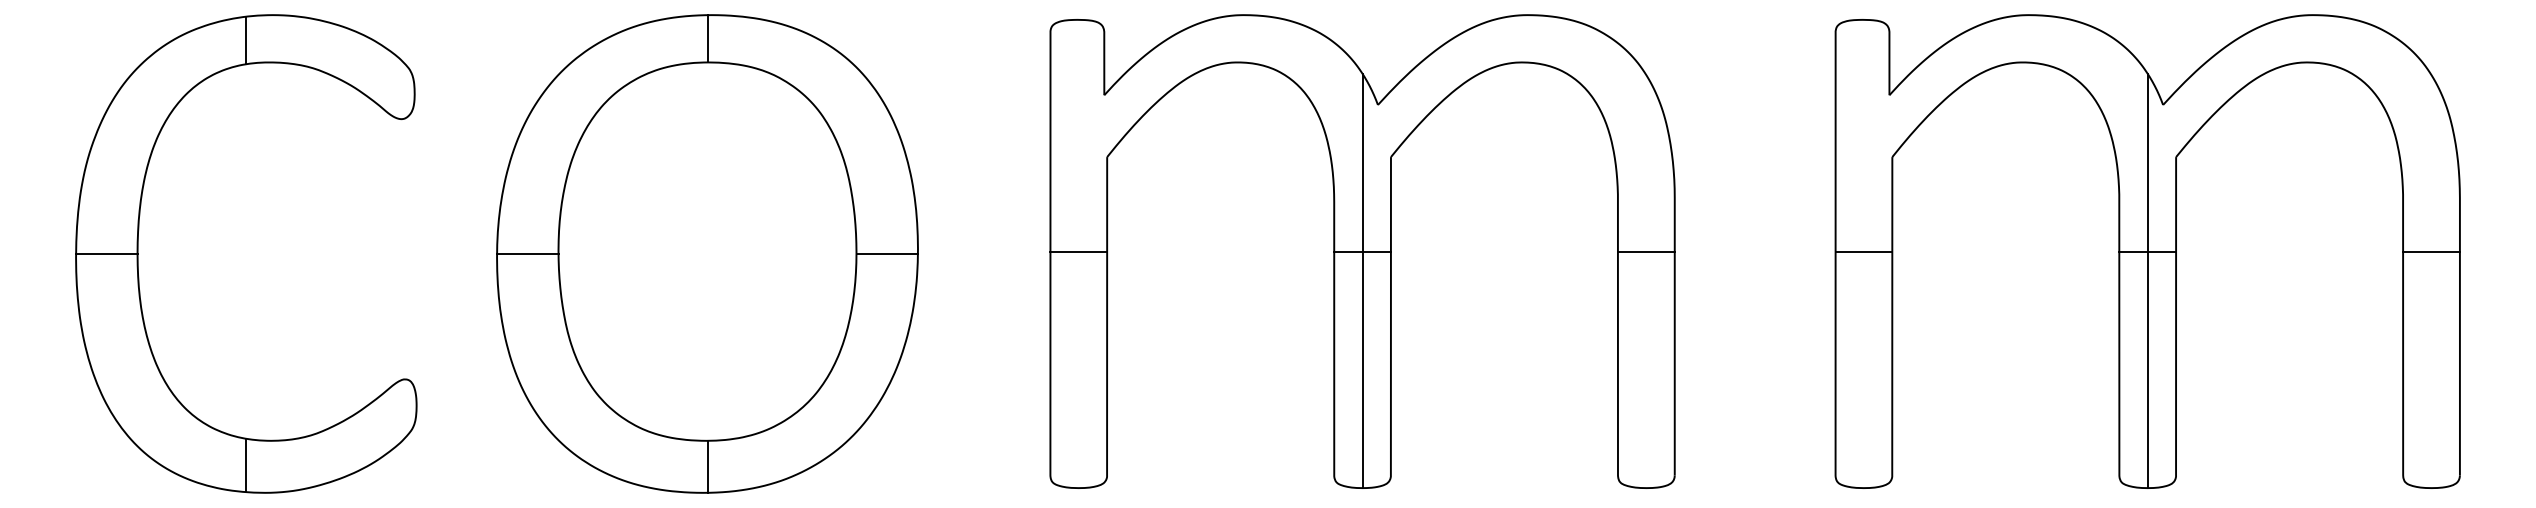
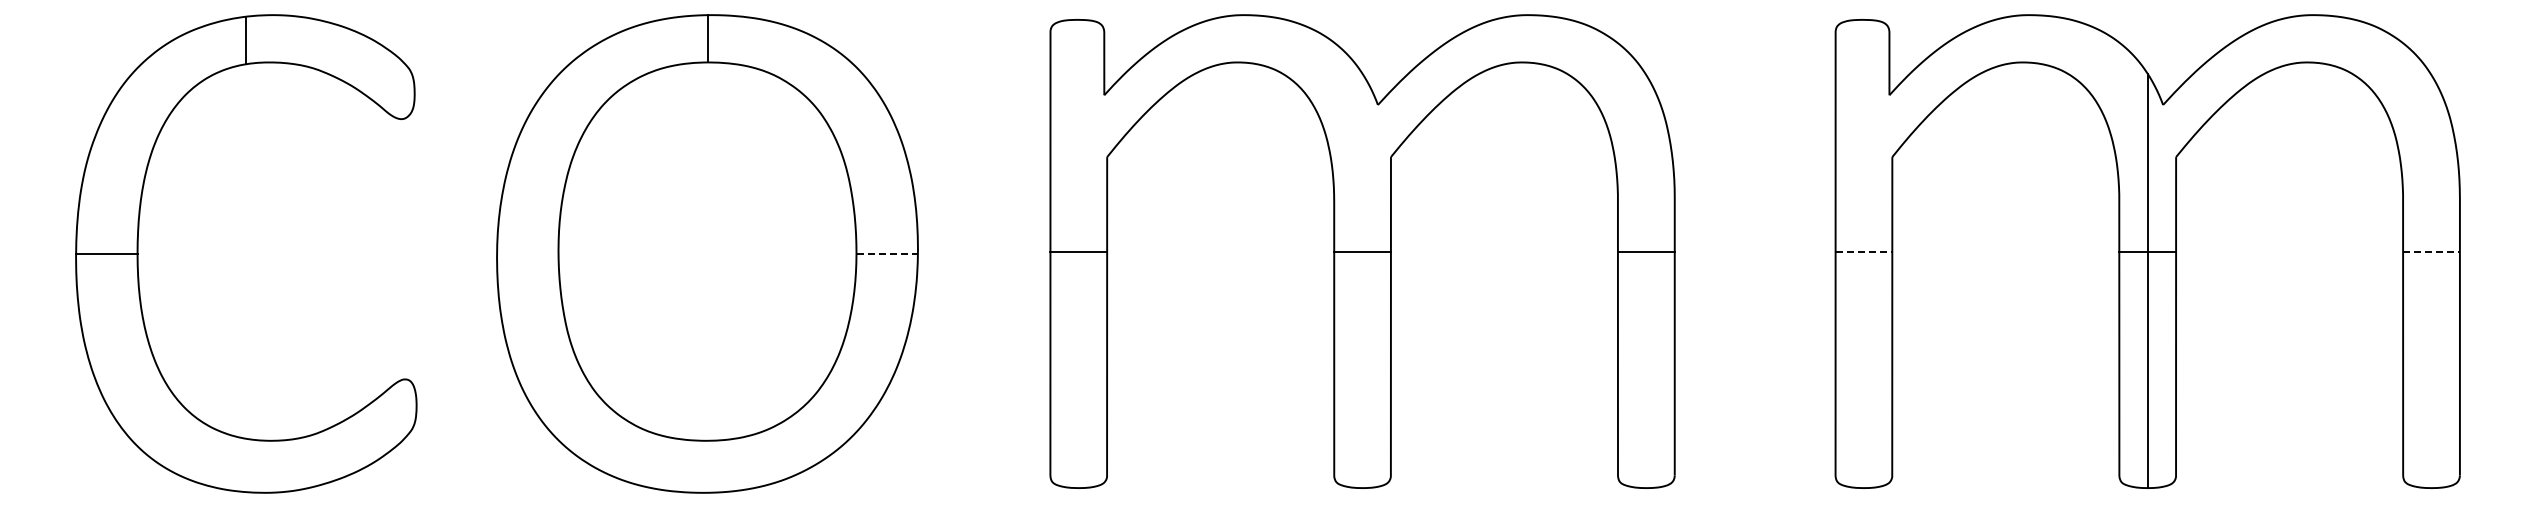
line: solid -> dashed (1864, 251)
line: solid -> dashed (2432, 251)
line: present -> none (527, 254)
line: solid -> dashed (887, 254)
line: present -> none (1362, 280)
line: present -> none (246, 465)
line: present -> none (707, 466)
